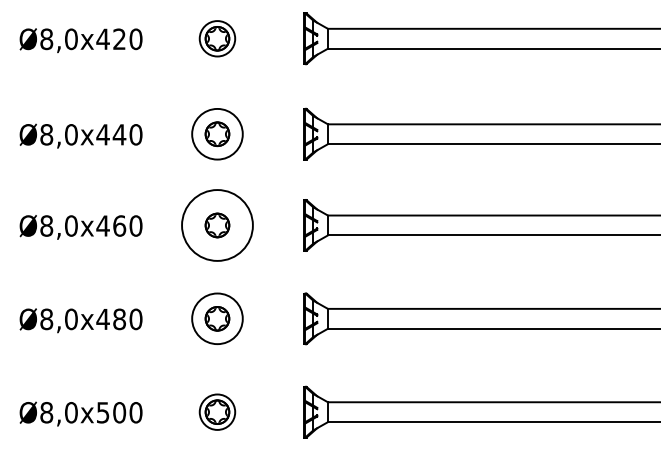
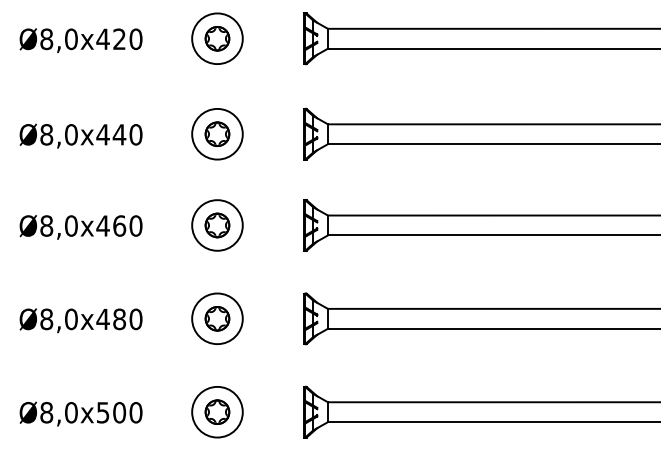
circle diameter: 35 px -> 51 px (217, 38)
circle diameter: 71 px -> 51 px (217, 225)
circle diameter: 35 px -> 51 px (217, 411)
